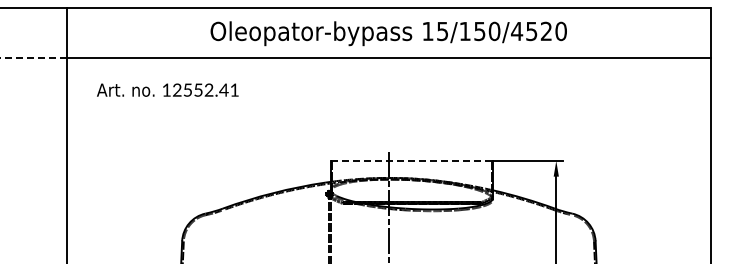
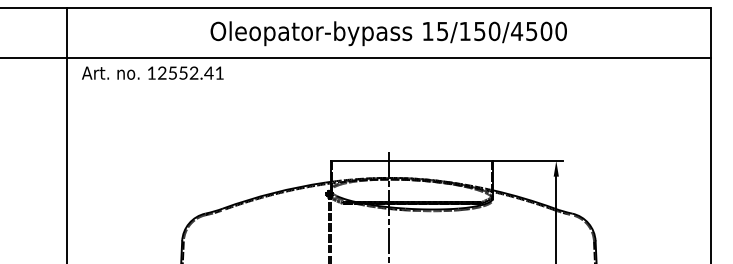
text: 15/150/4520 -> 15/150/4500 (546, 31)
line: dashed -> solid (33, 58)
text position: (167, 89) -> (152, 72) (152, 72)
line: dashed -> solid (412, 160)
